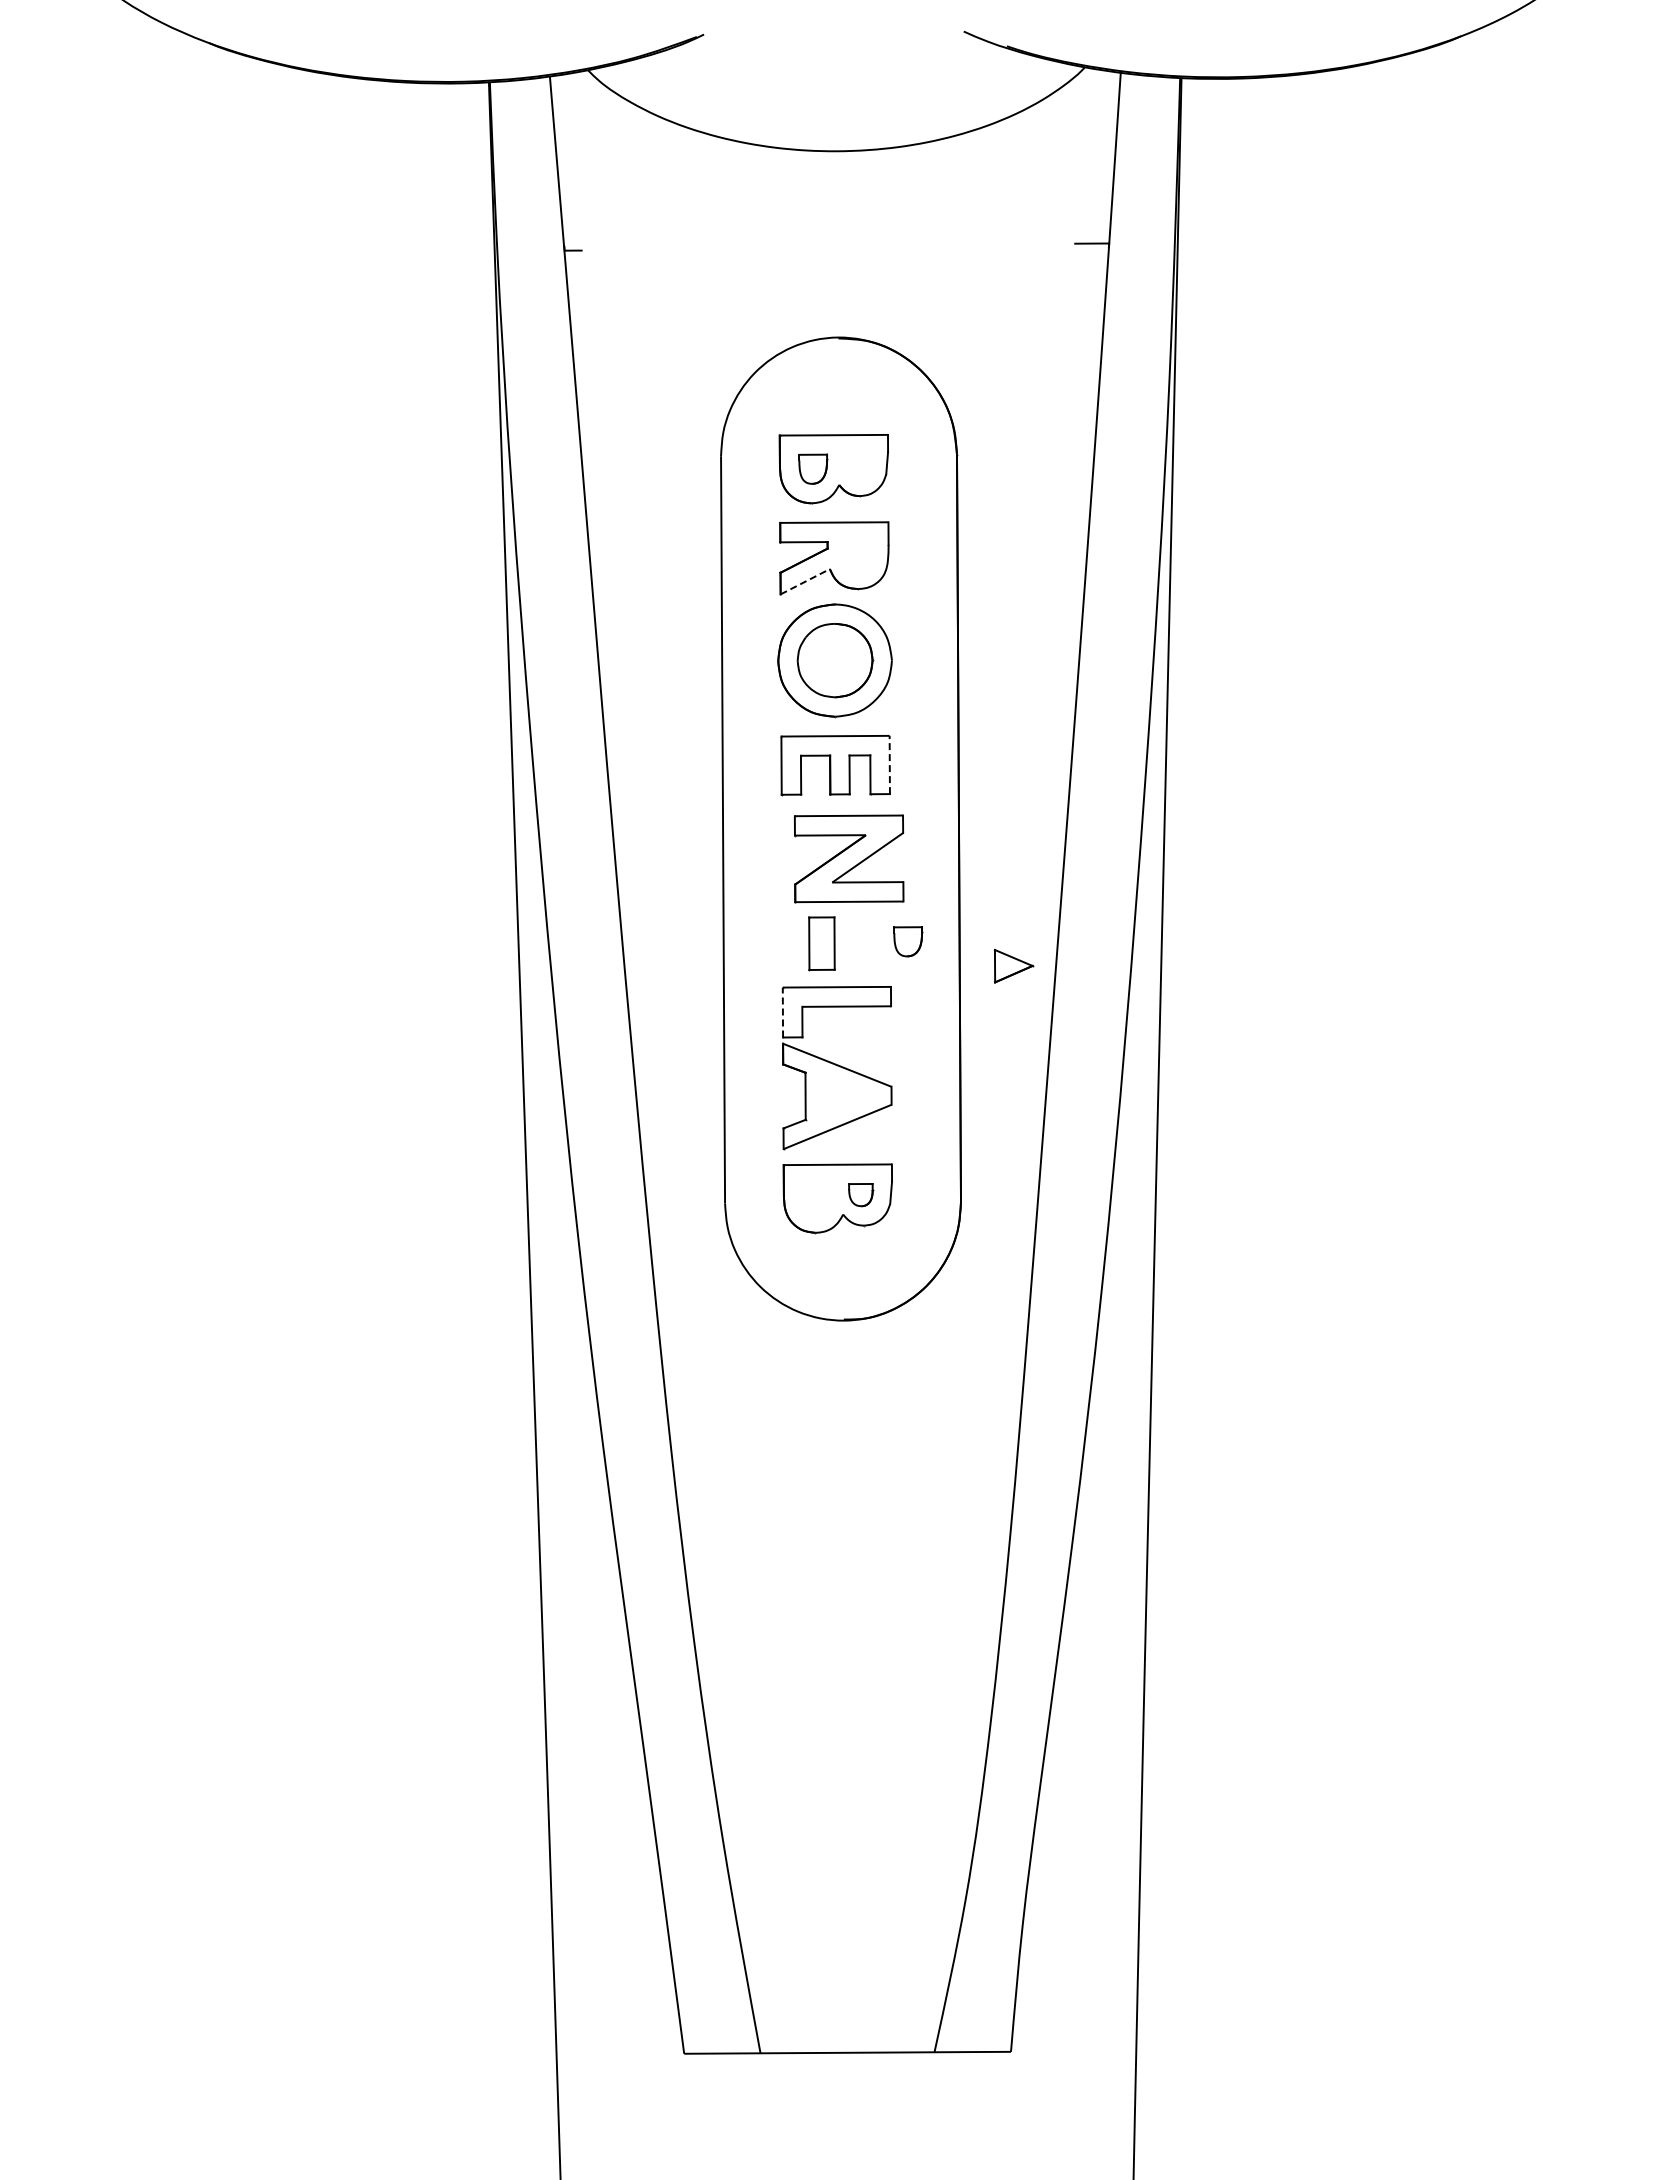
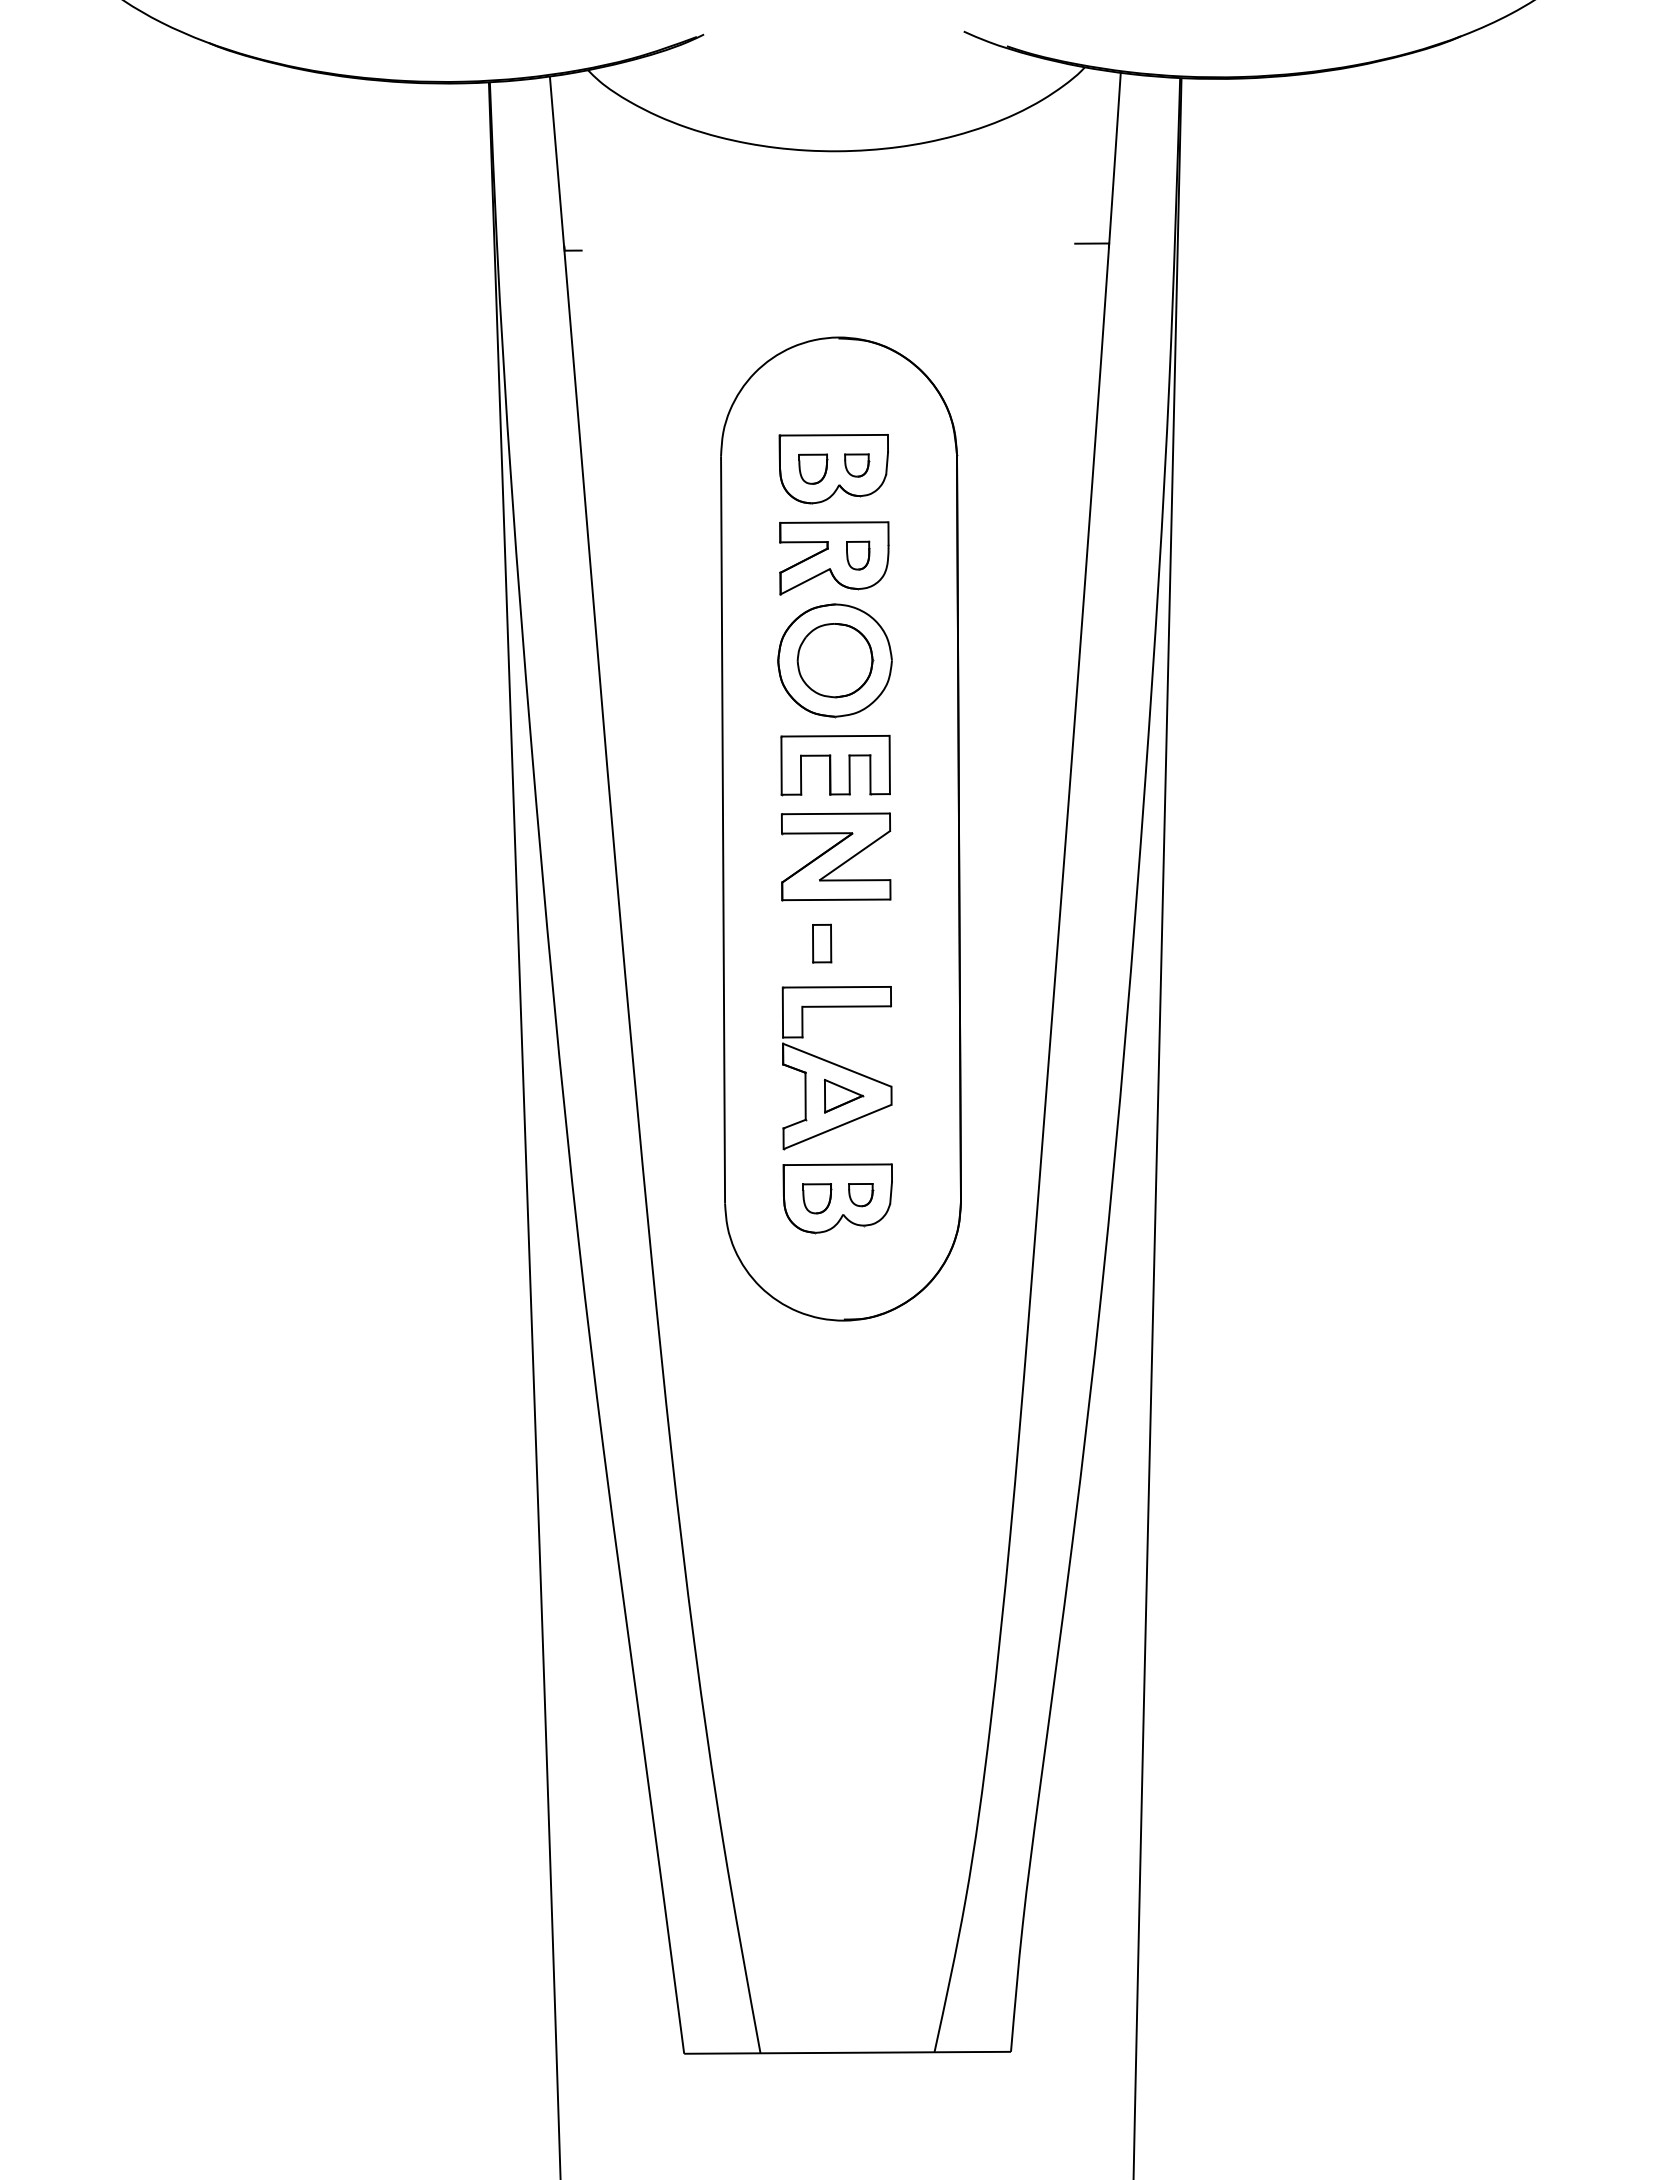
part: none -> present (857, 465)
part: none -> present (858, 555)
line: dashed -> solid (805, 581)
line: dashed -> solid (889, 764)
part position: (849, 858) -> (836, 856) (836, 856)
part position: (908, 941) -> (817, 1198) (817, 1198)
part size: 28x56 px -> 21x41 px (822, 943)
part position: (1013, 965) -> (843, 1095) (843, 1095)
line: dashed -> solid (782, 1012)
